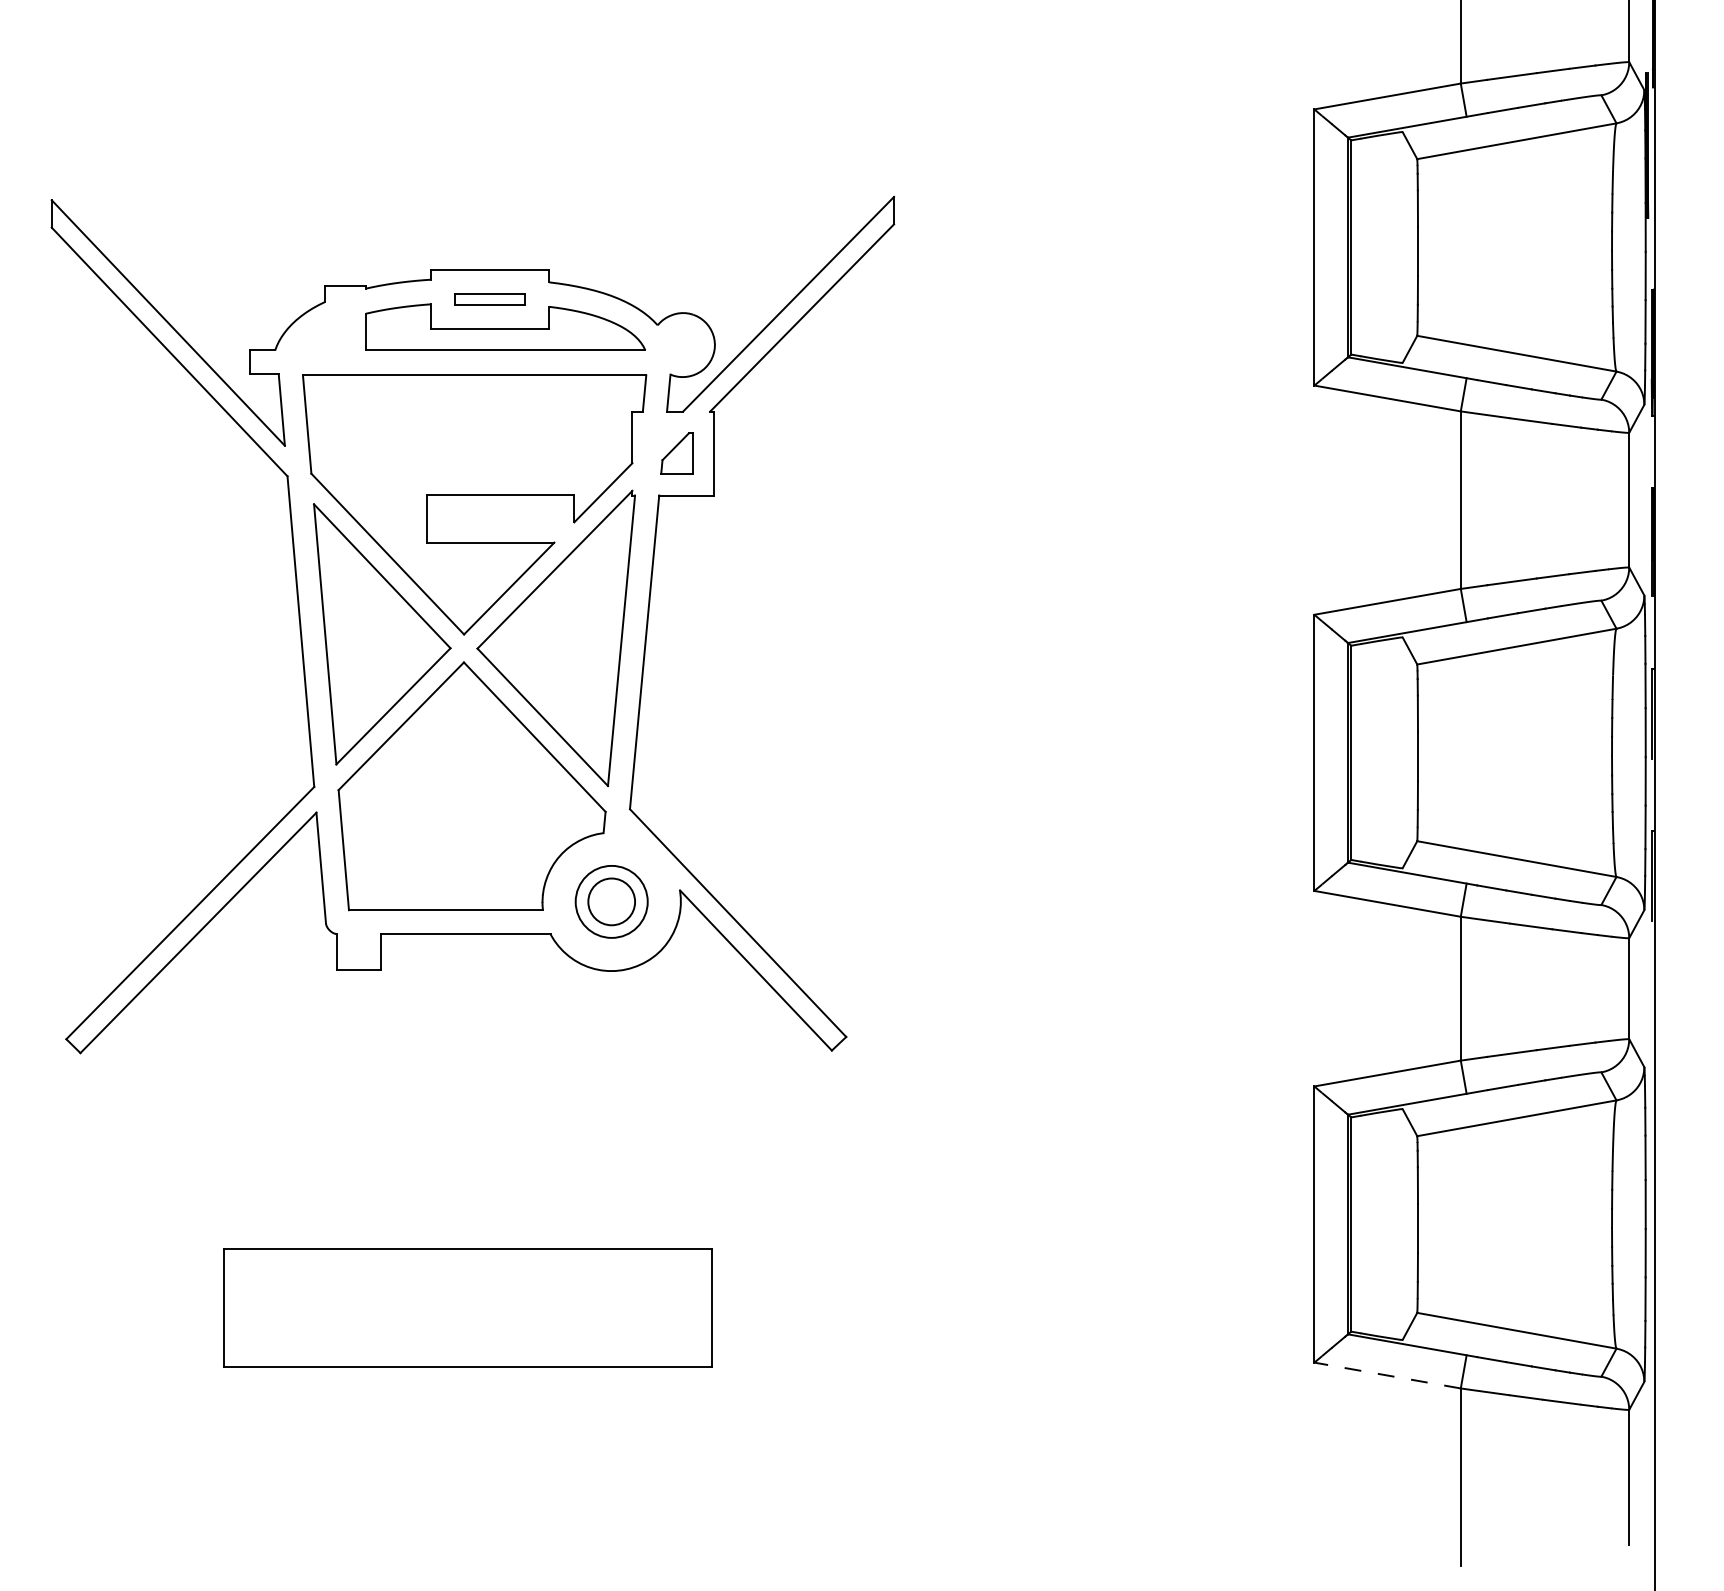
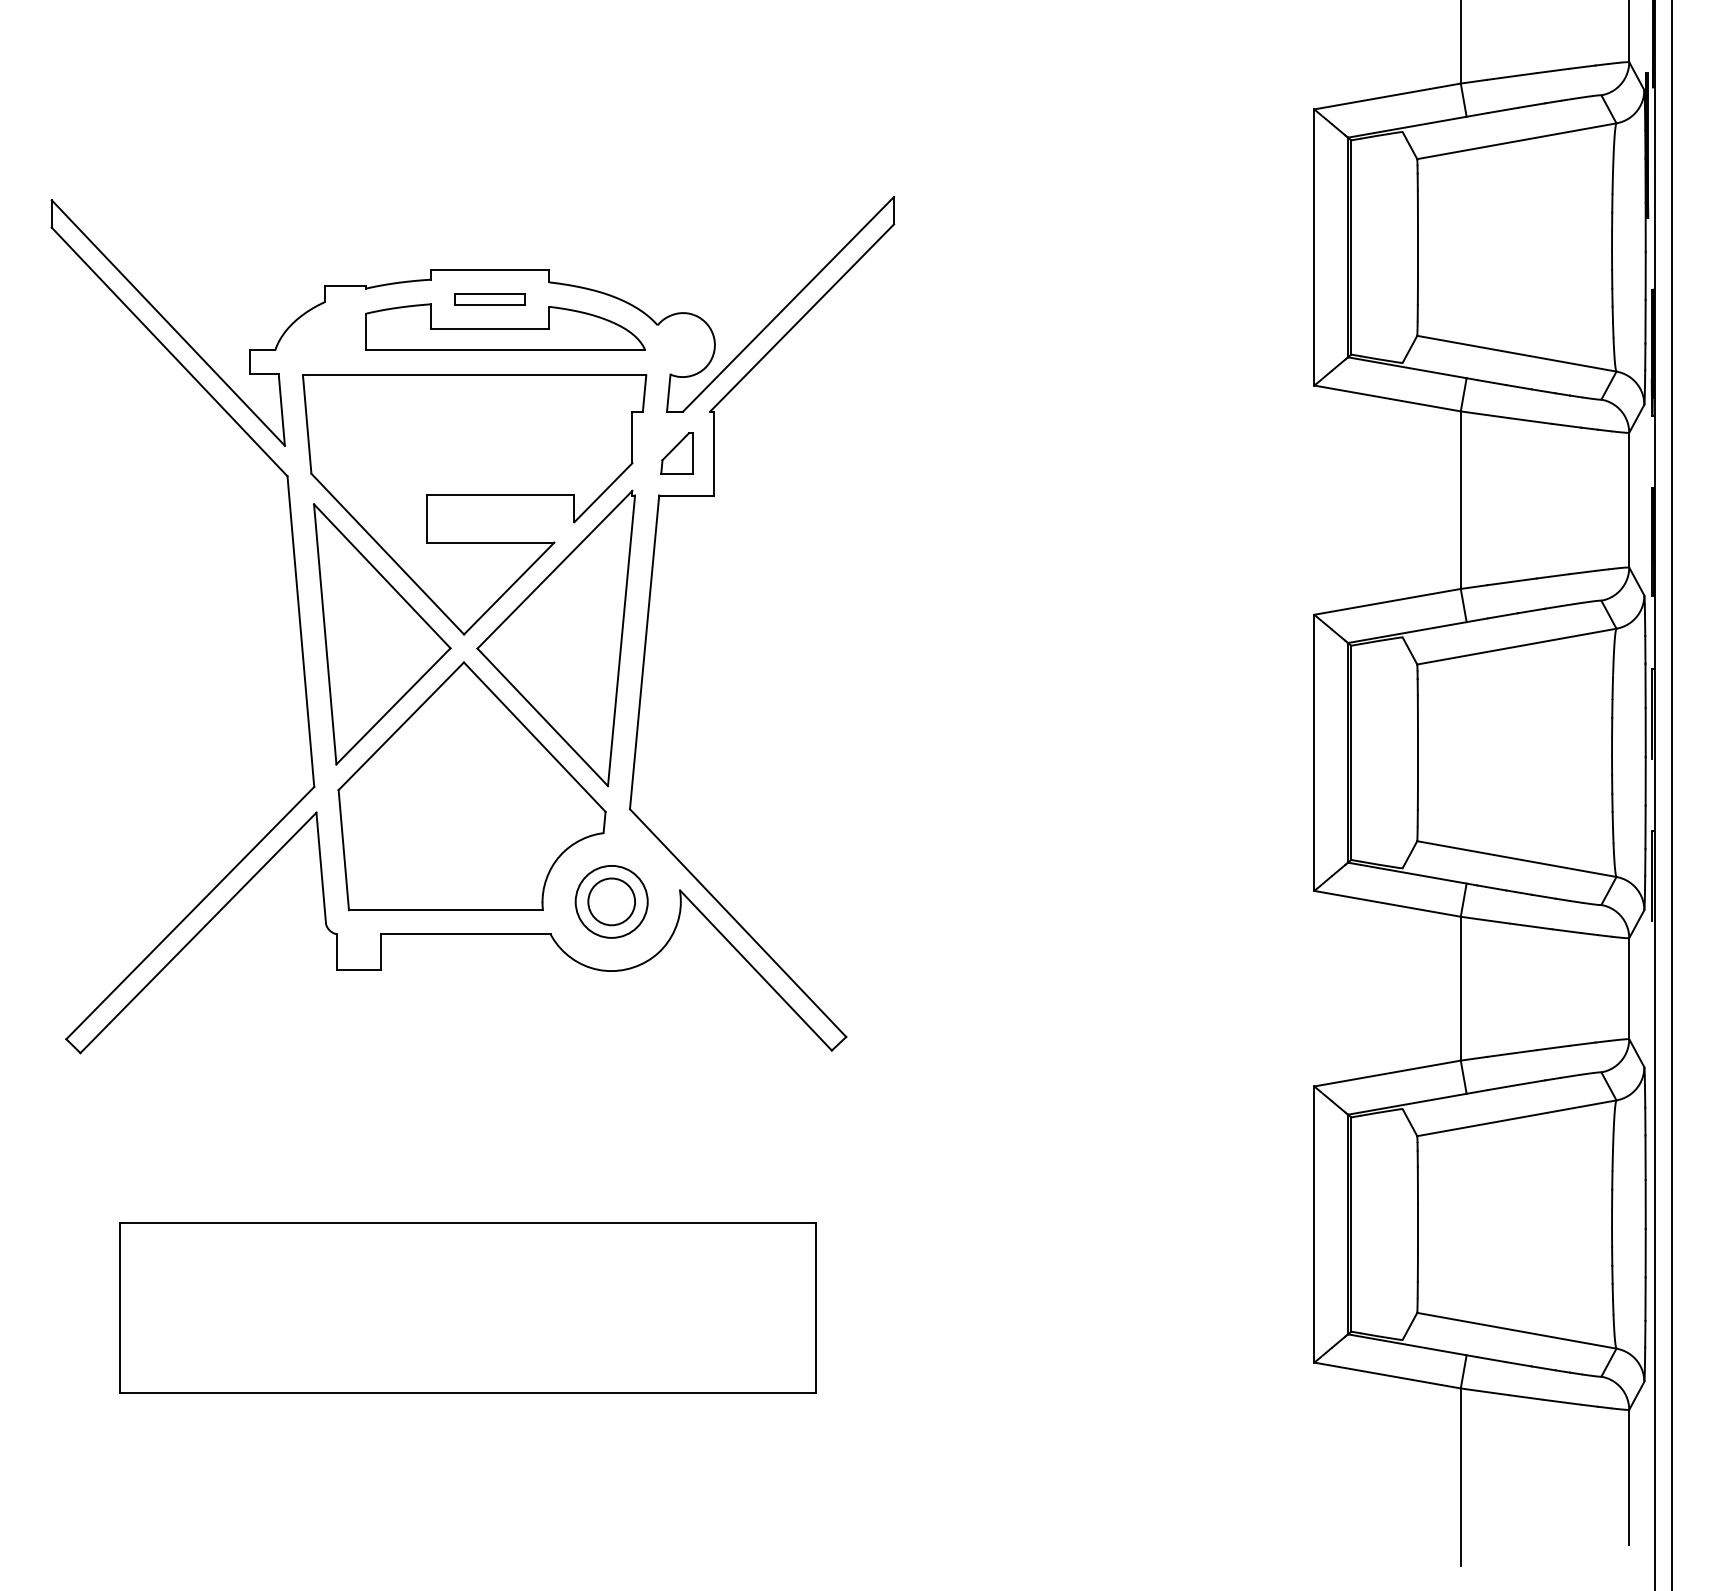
line: none -> present (1672, 794)
part size: 490x120 px -> 698x172 px (467, 1307)
line: dashed -> solid (1387, 1375)
